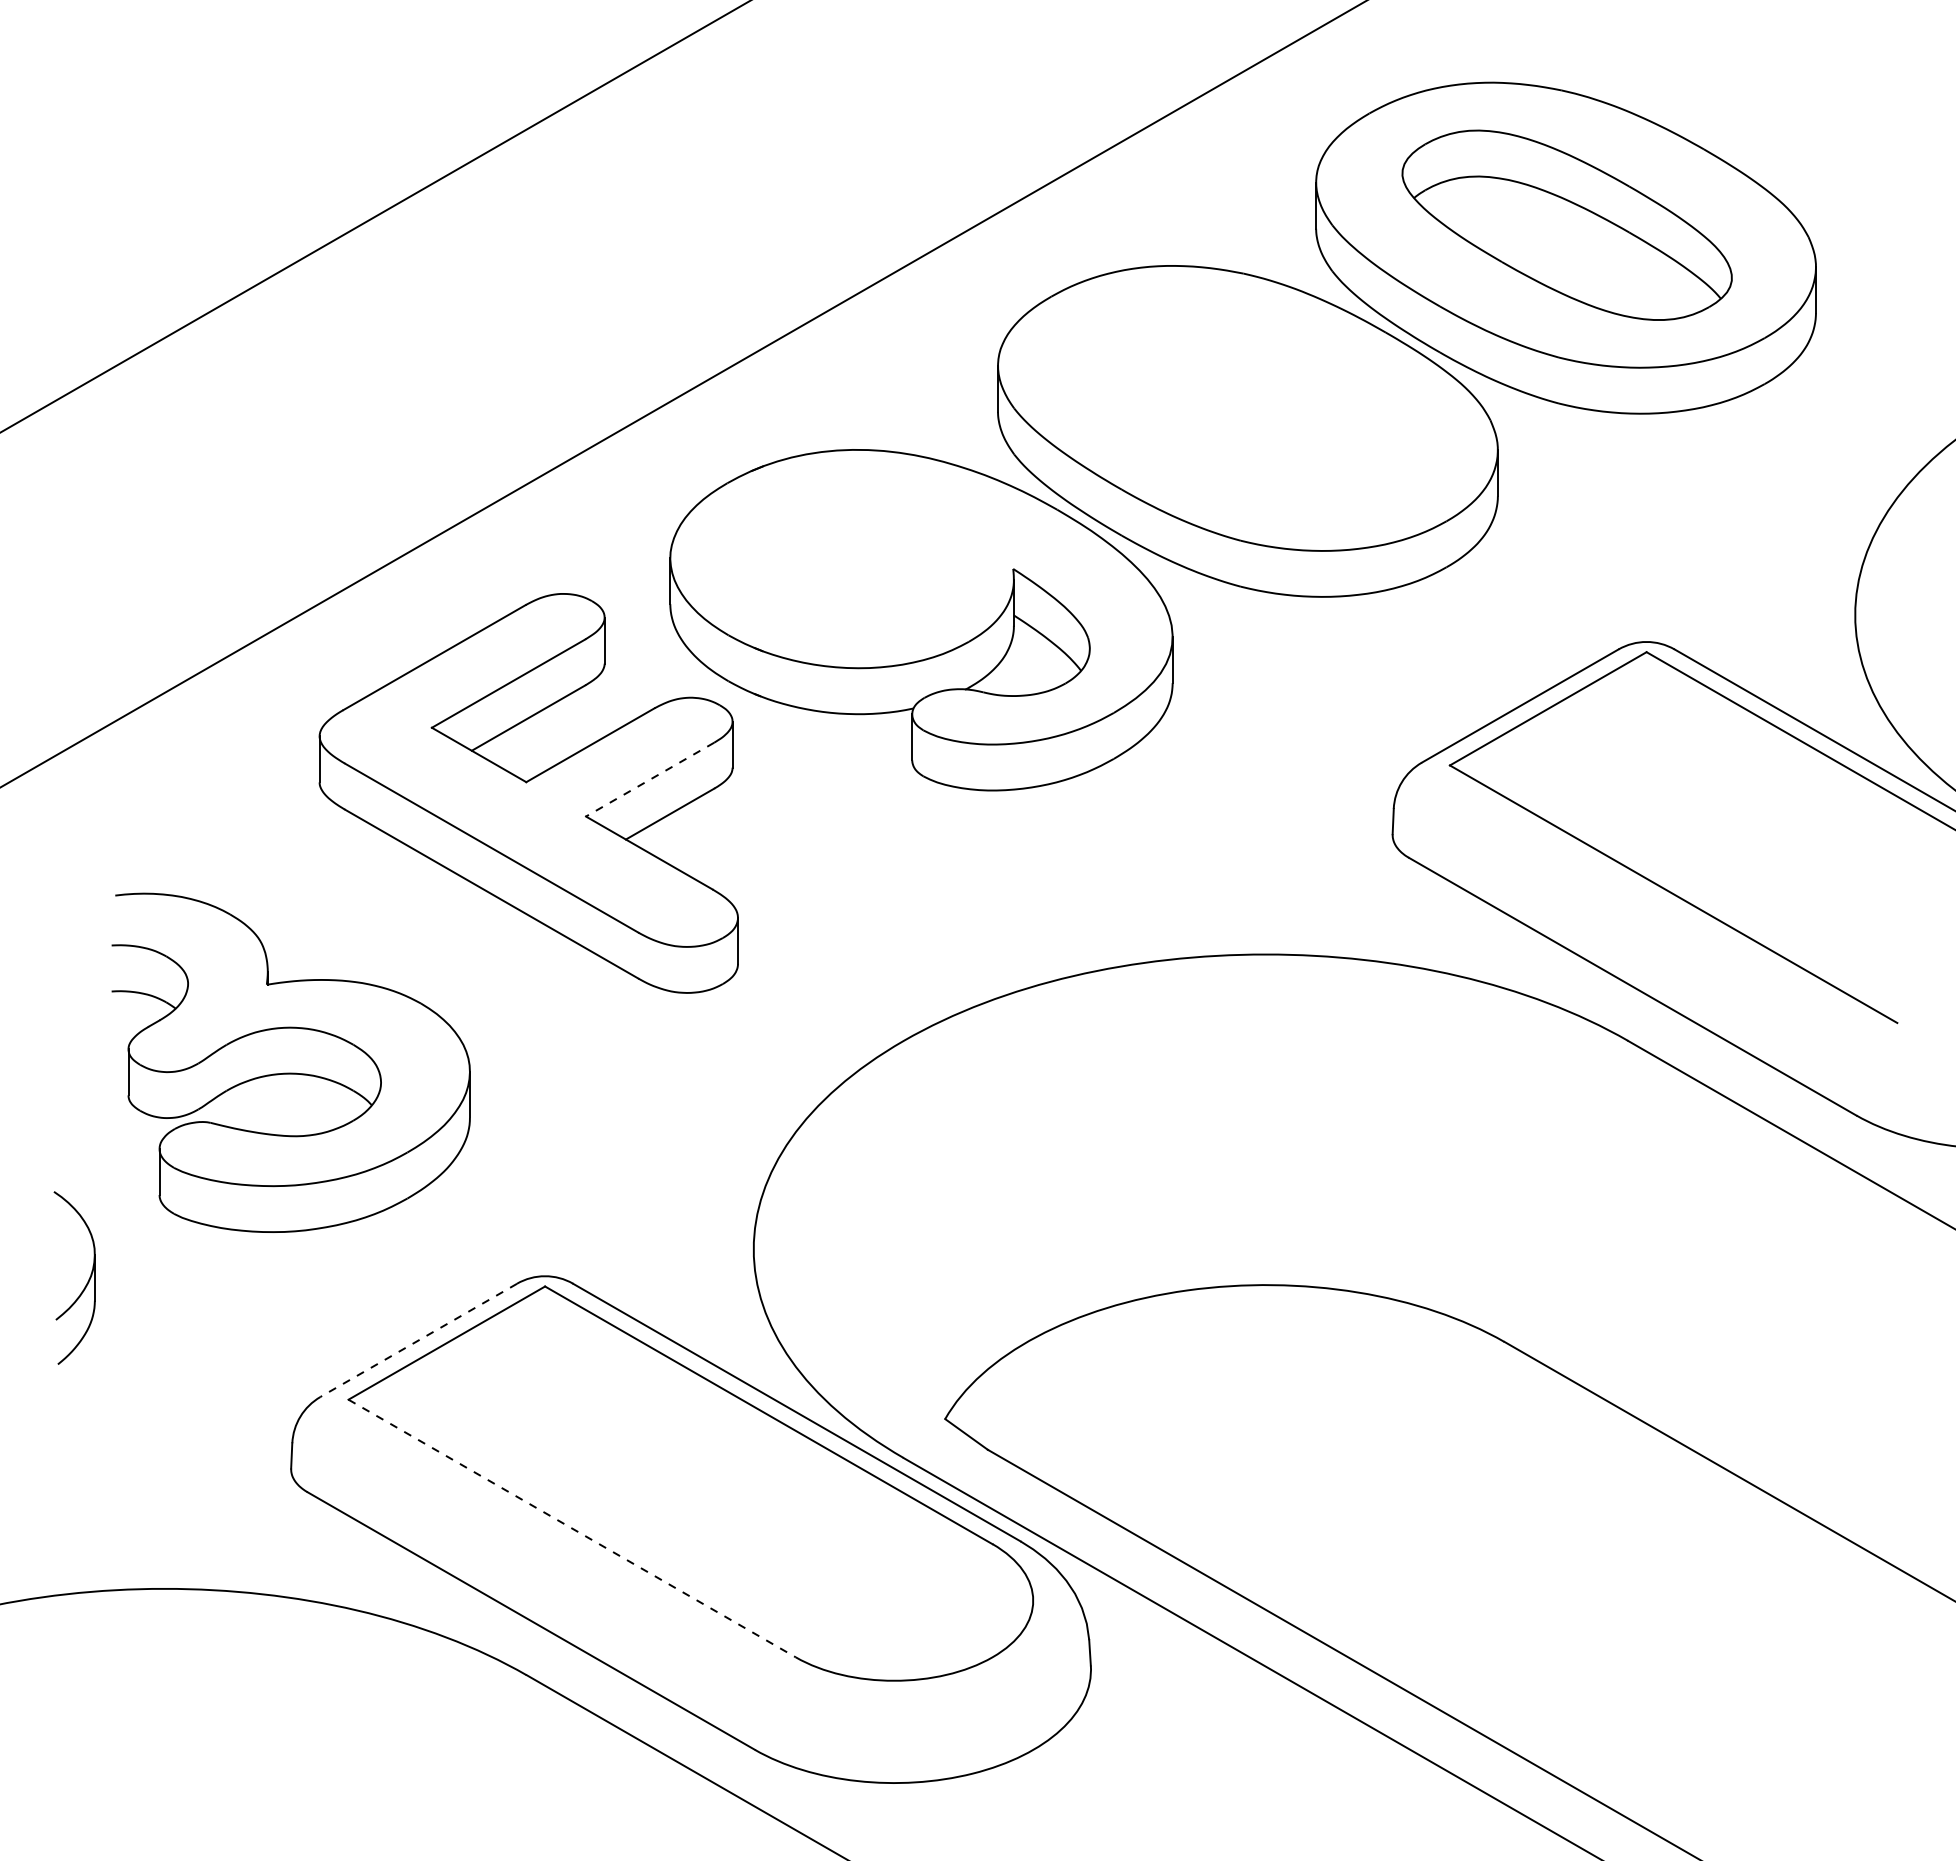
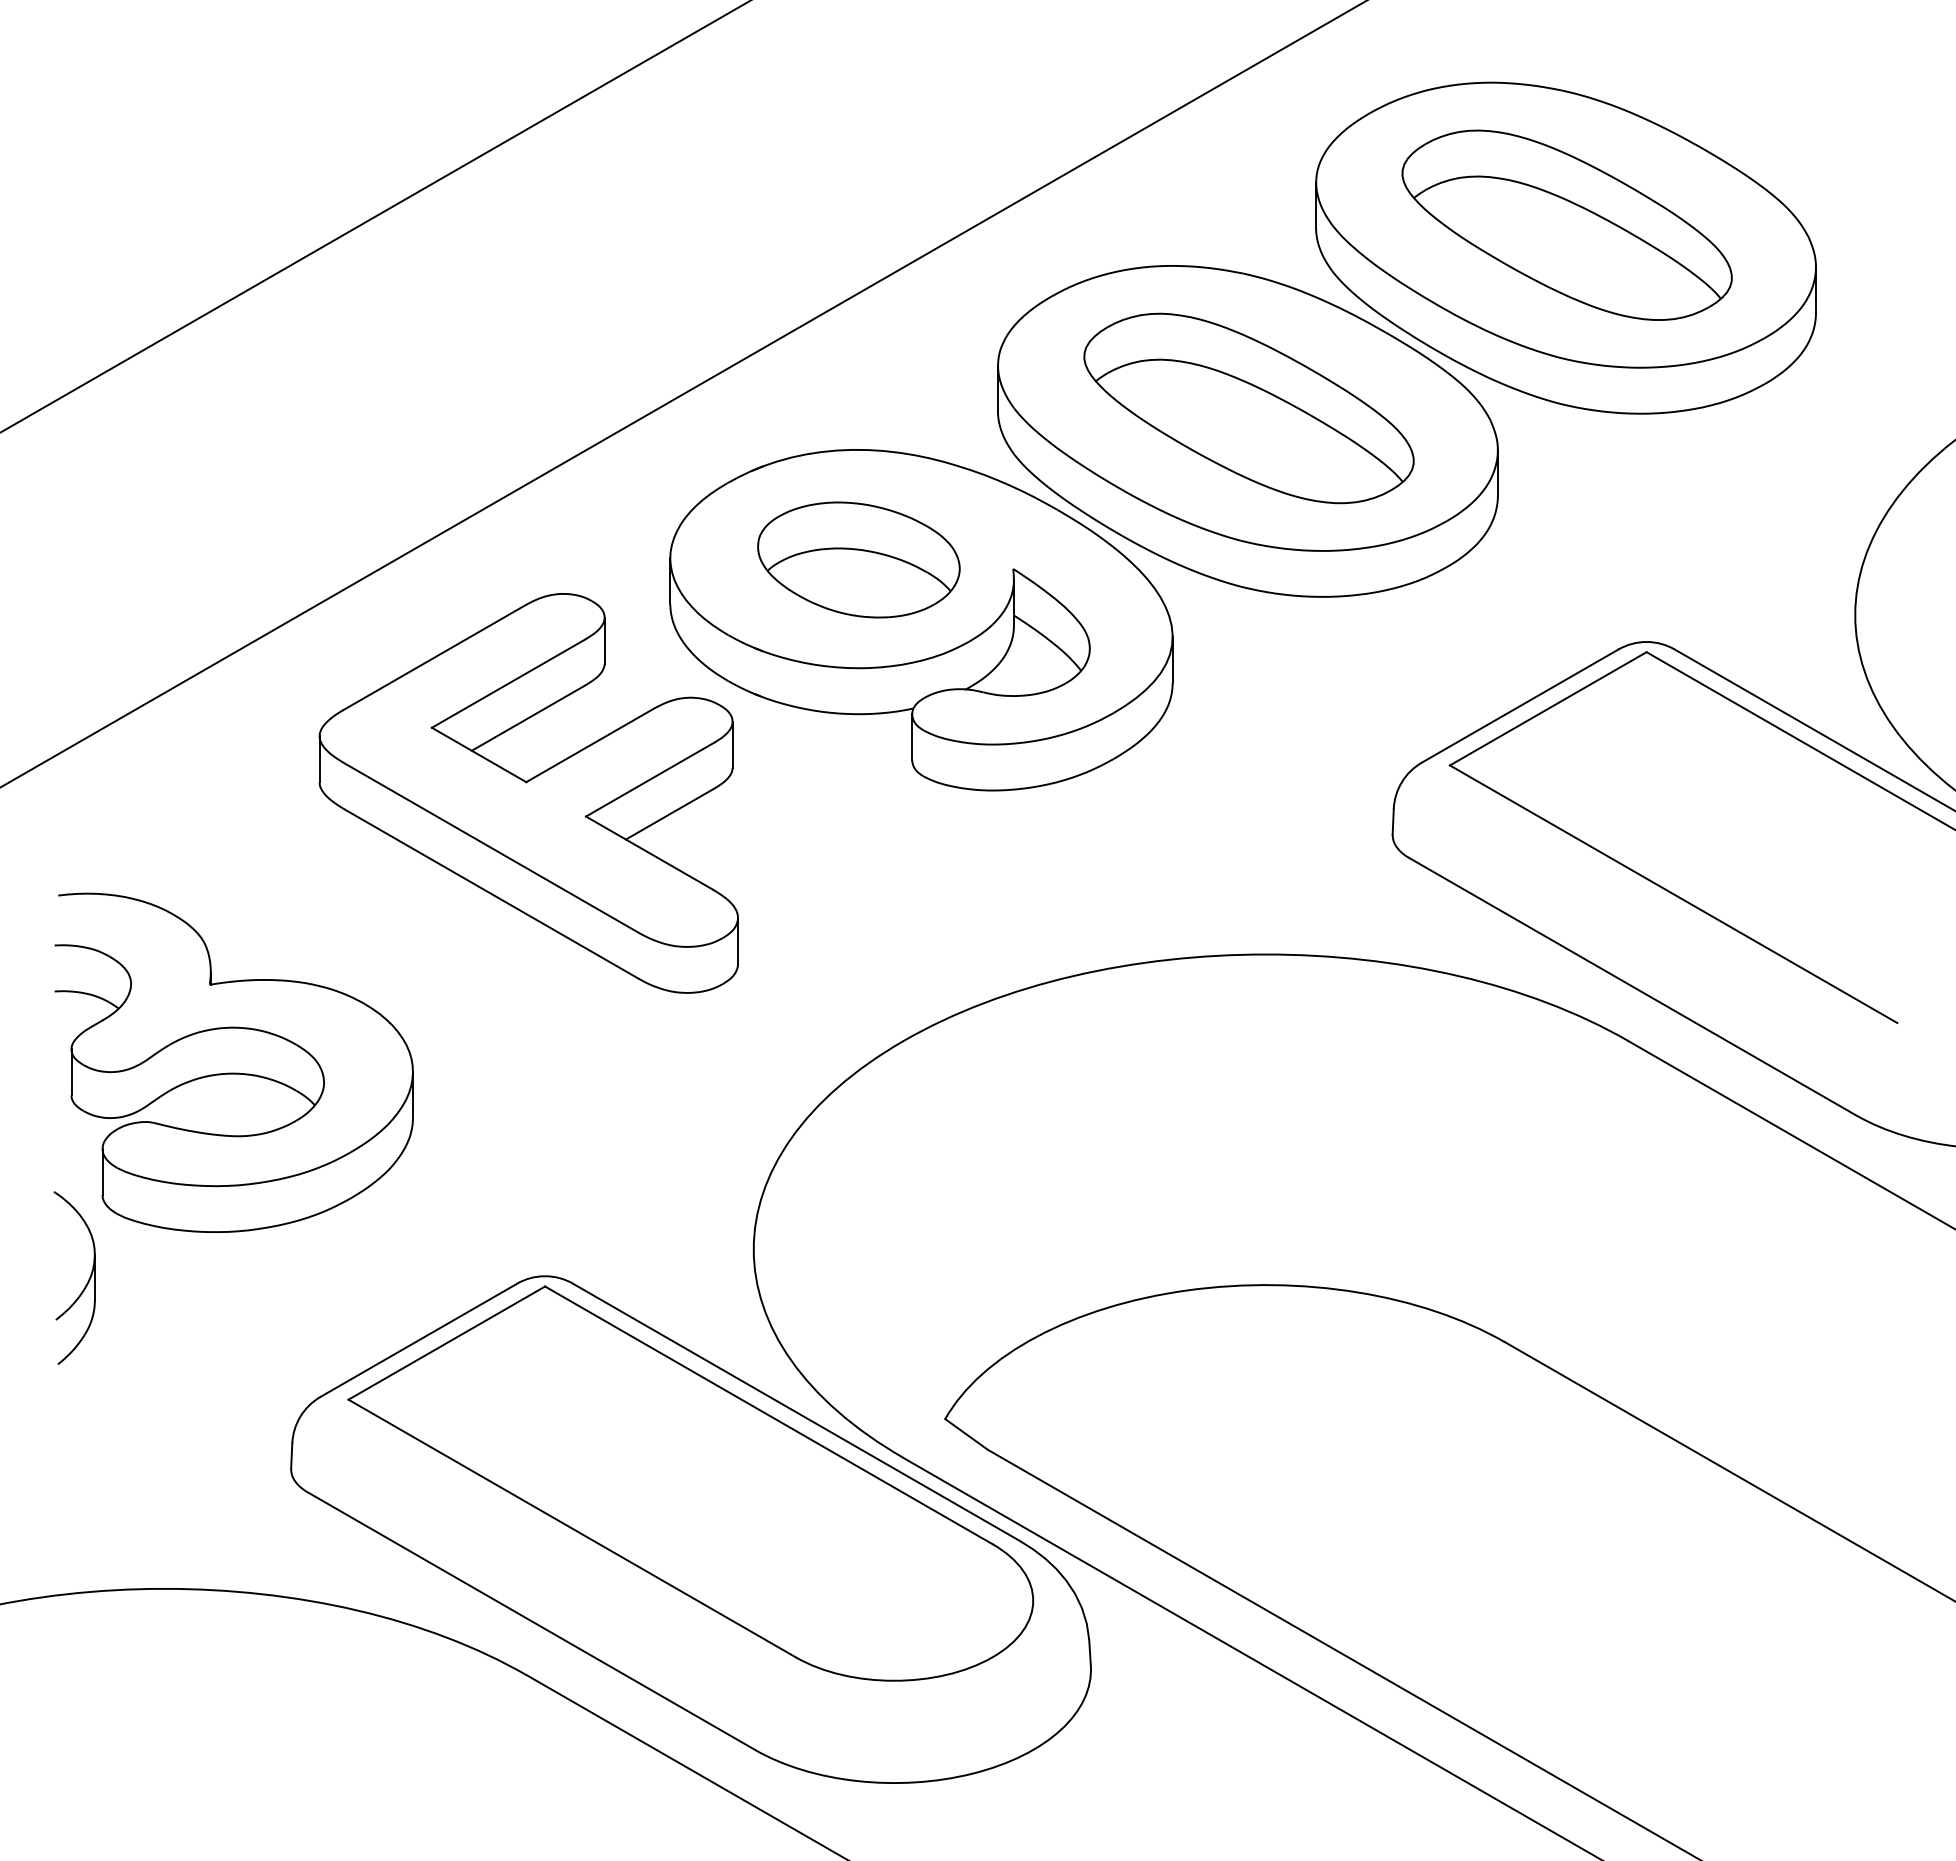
part: none -> present (1248, 408)
part: none -> present (858, 559)
line: dashed -> solid (650, 779)
part position: (290, 1062) -> (233, 1062) (233, 1062)
line: dashed -> solid (418, 1340)
line: dashed -> solid (572, 1528)
